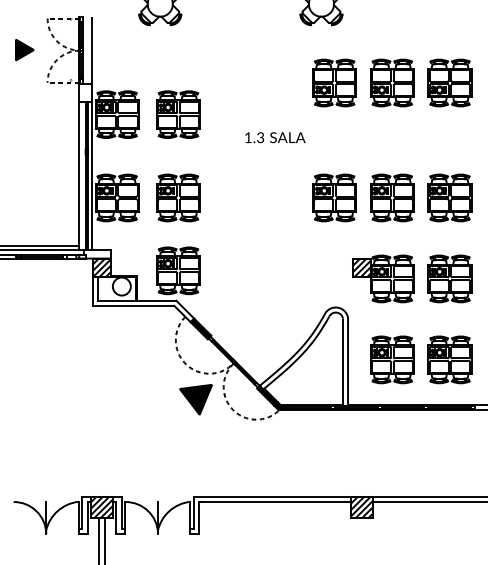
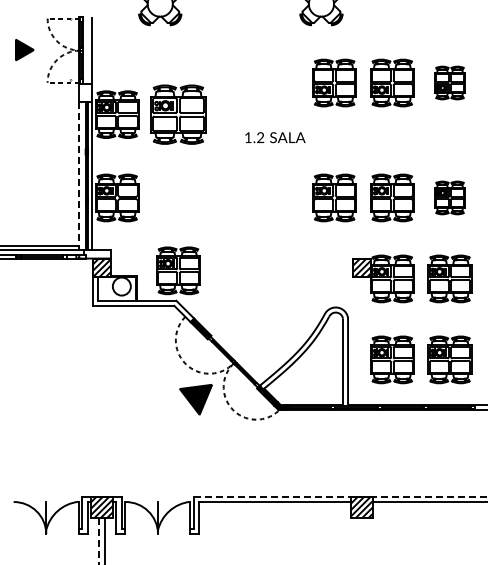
part size: 46x50 px -> 32x36 px (449, 82)
part size: 45x49 px -> 57x61 px (178, 114)
text: 1.3 -> 1.2 (260, 139)
line: solid -> dashed (79, 176)
part: present -> none (178, 197)
part size: 46x50 px -> 32x36 px (449, 197)
line: solid -> dashed (340, 496)
line: solid -> dashed (99, 541)
